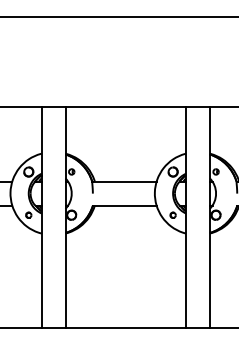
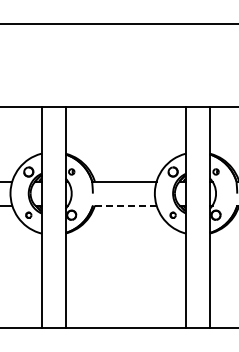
line position: (118, 17) -> (118, 24) (118, 24)
line: solid -> dashed (124, 205)
